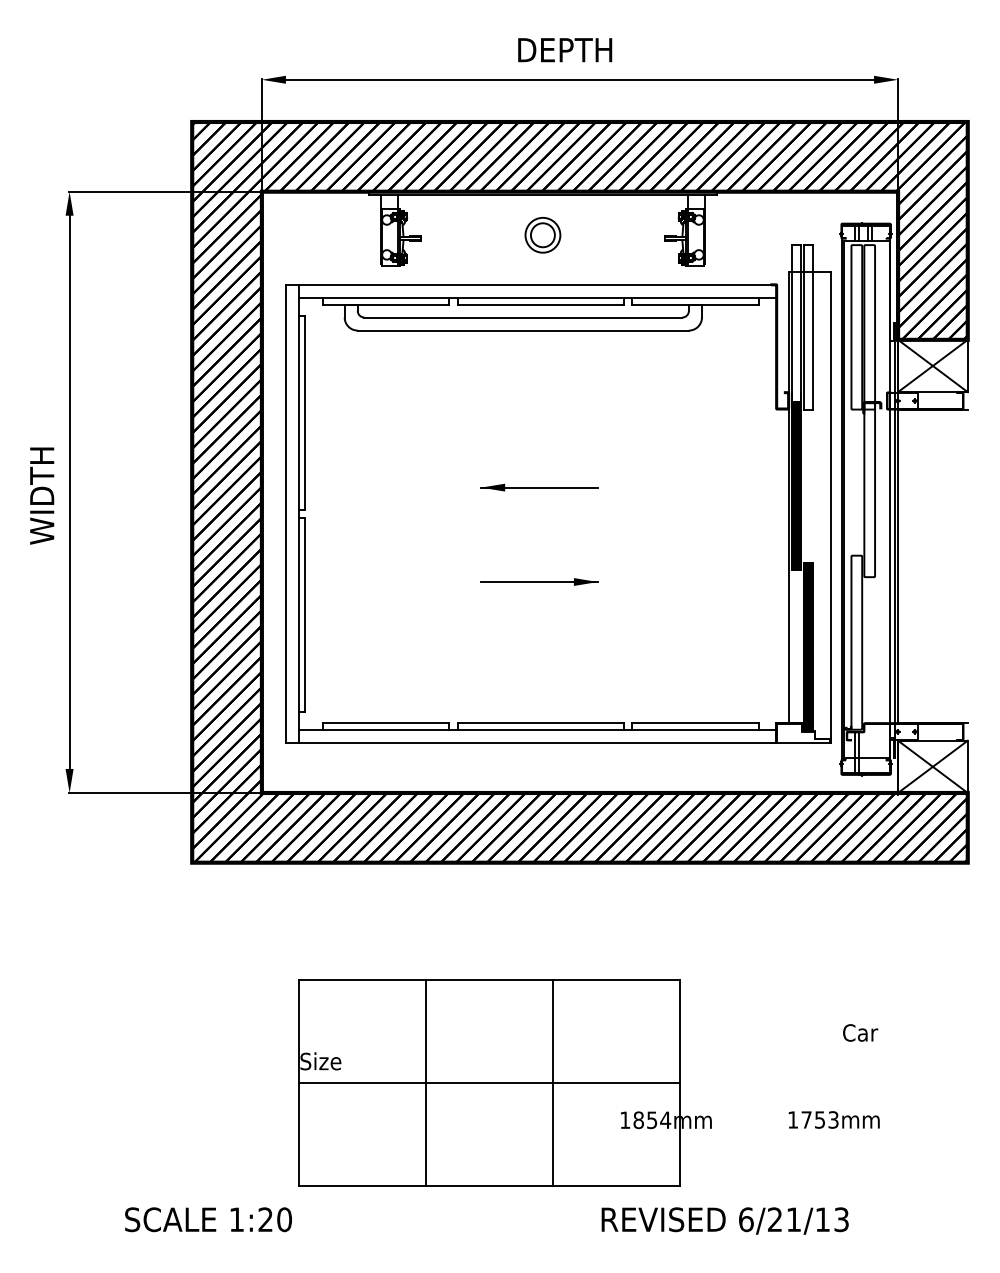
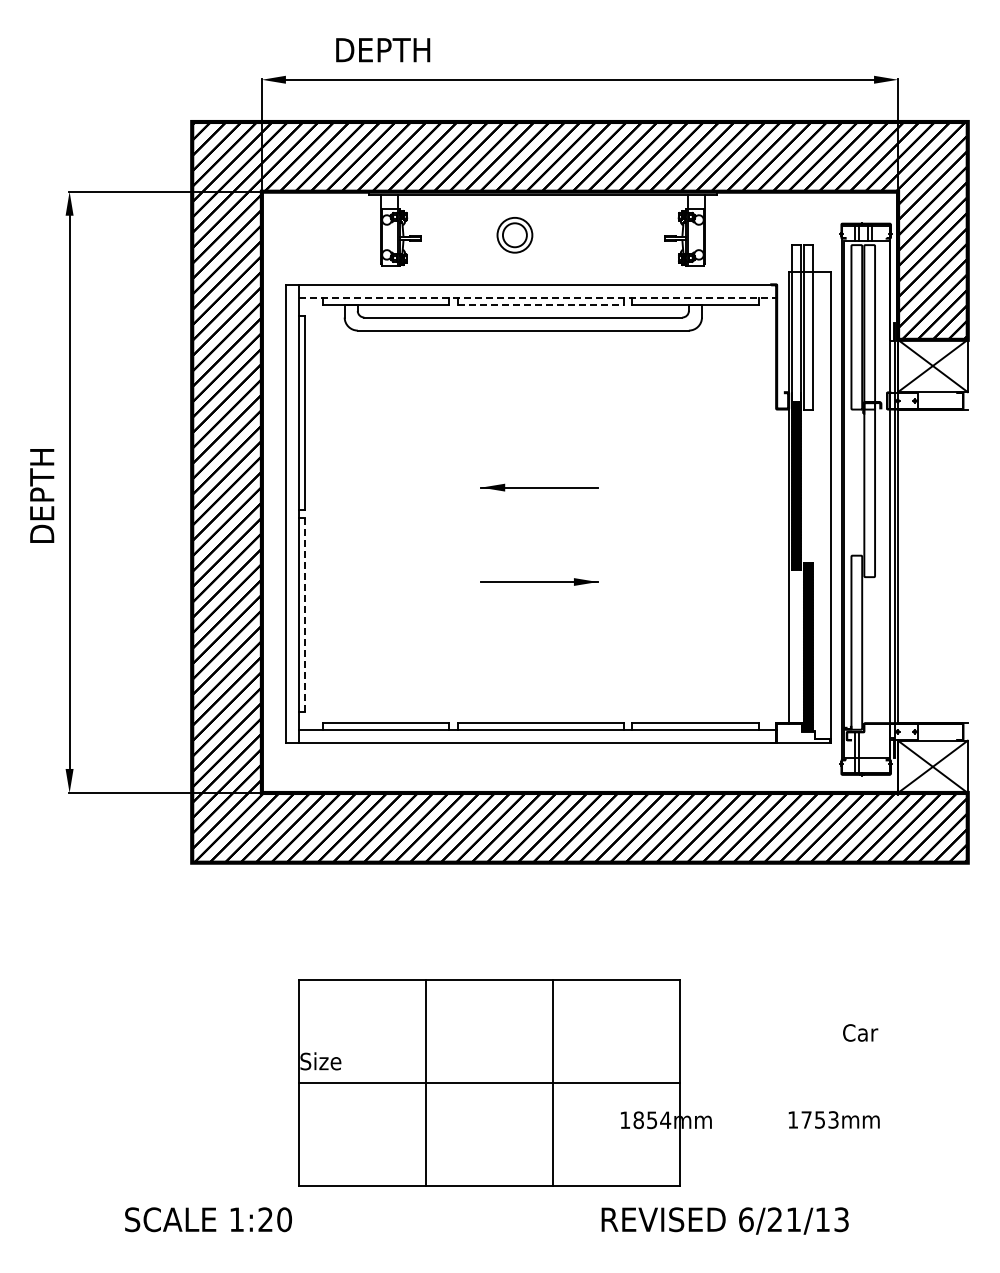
text position: (565, 50) -> (383, 50) (383, 50)
part position: (542, 235) -> (514, 235) (514, 235)
line: solid -> dashed (537, 298)
line: solid -> dashed (540, 305)
text: WIDTH -> DEPTH (42, 495)
line: solid -> dashed (305, 615)
